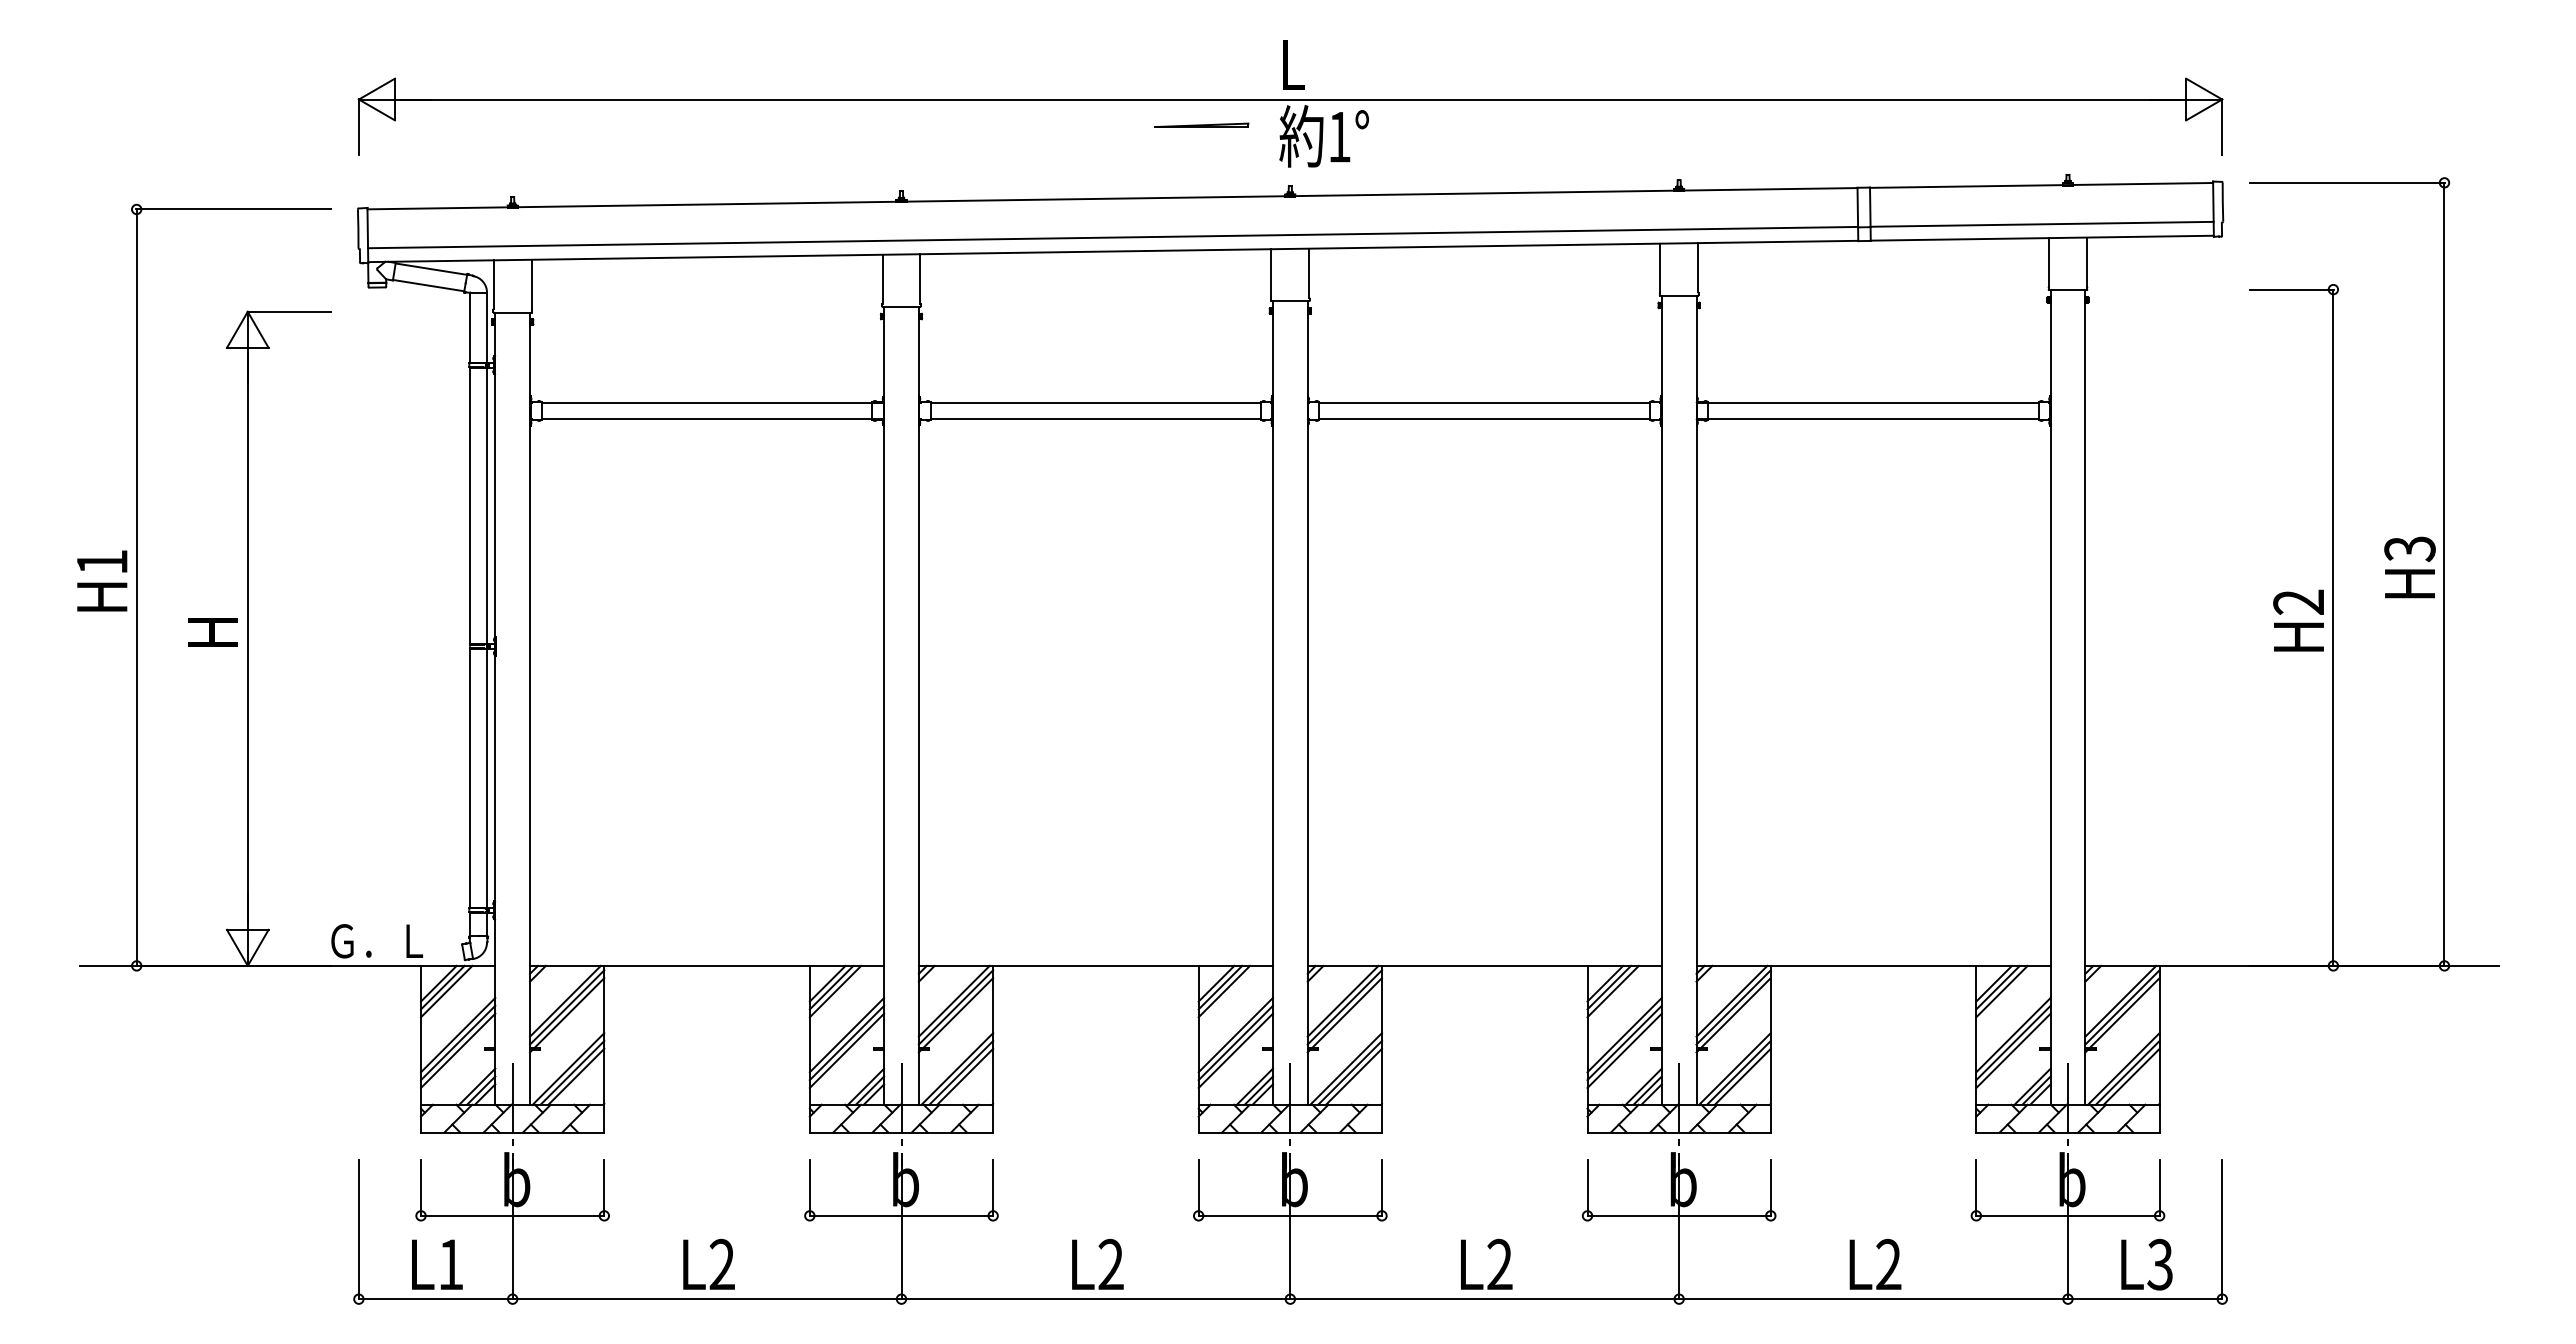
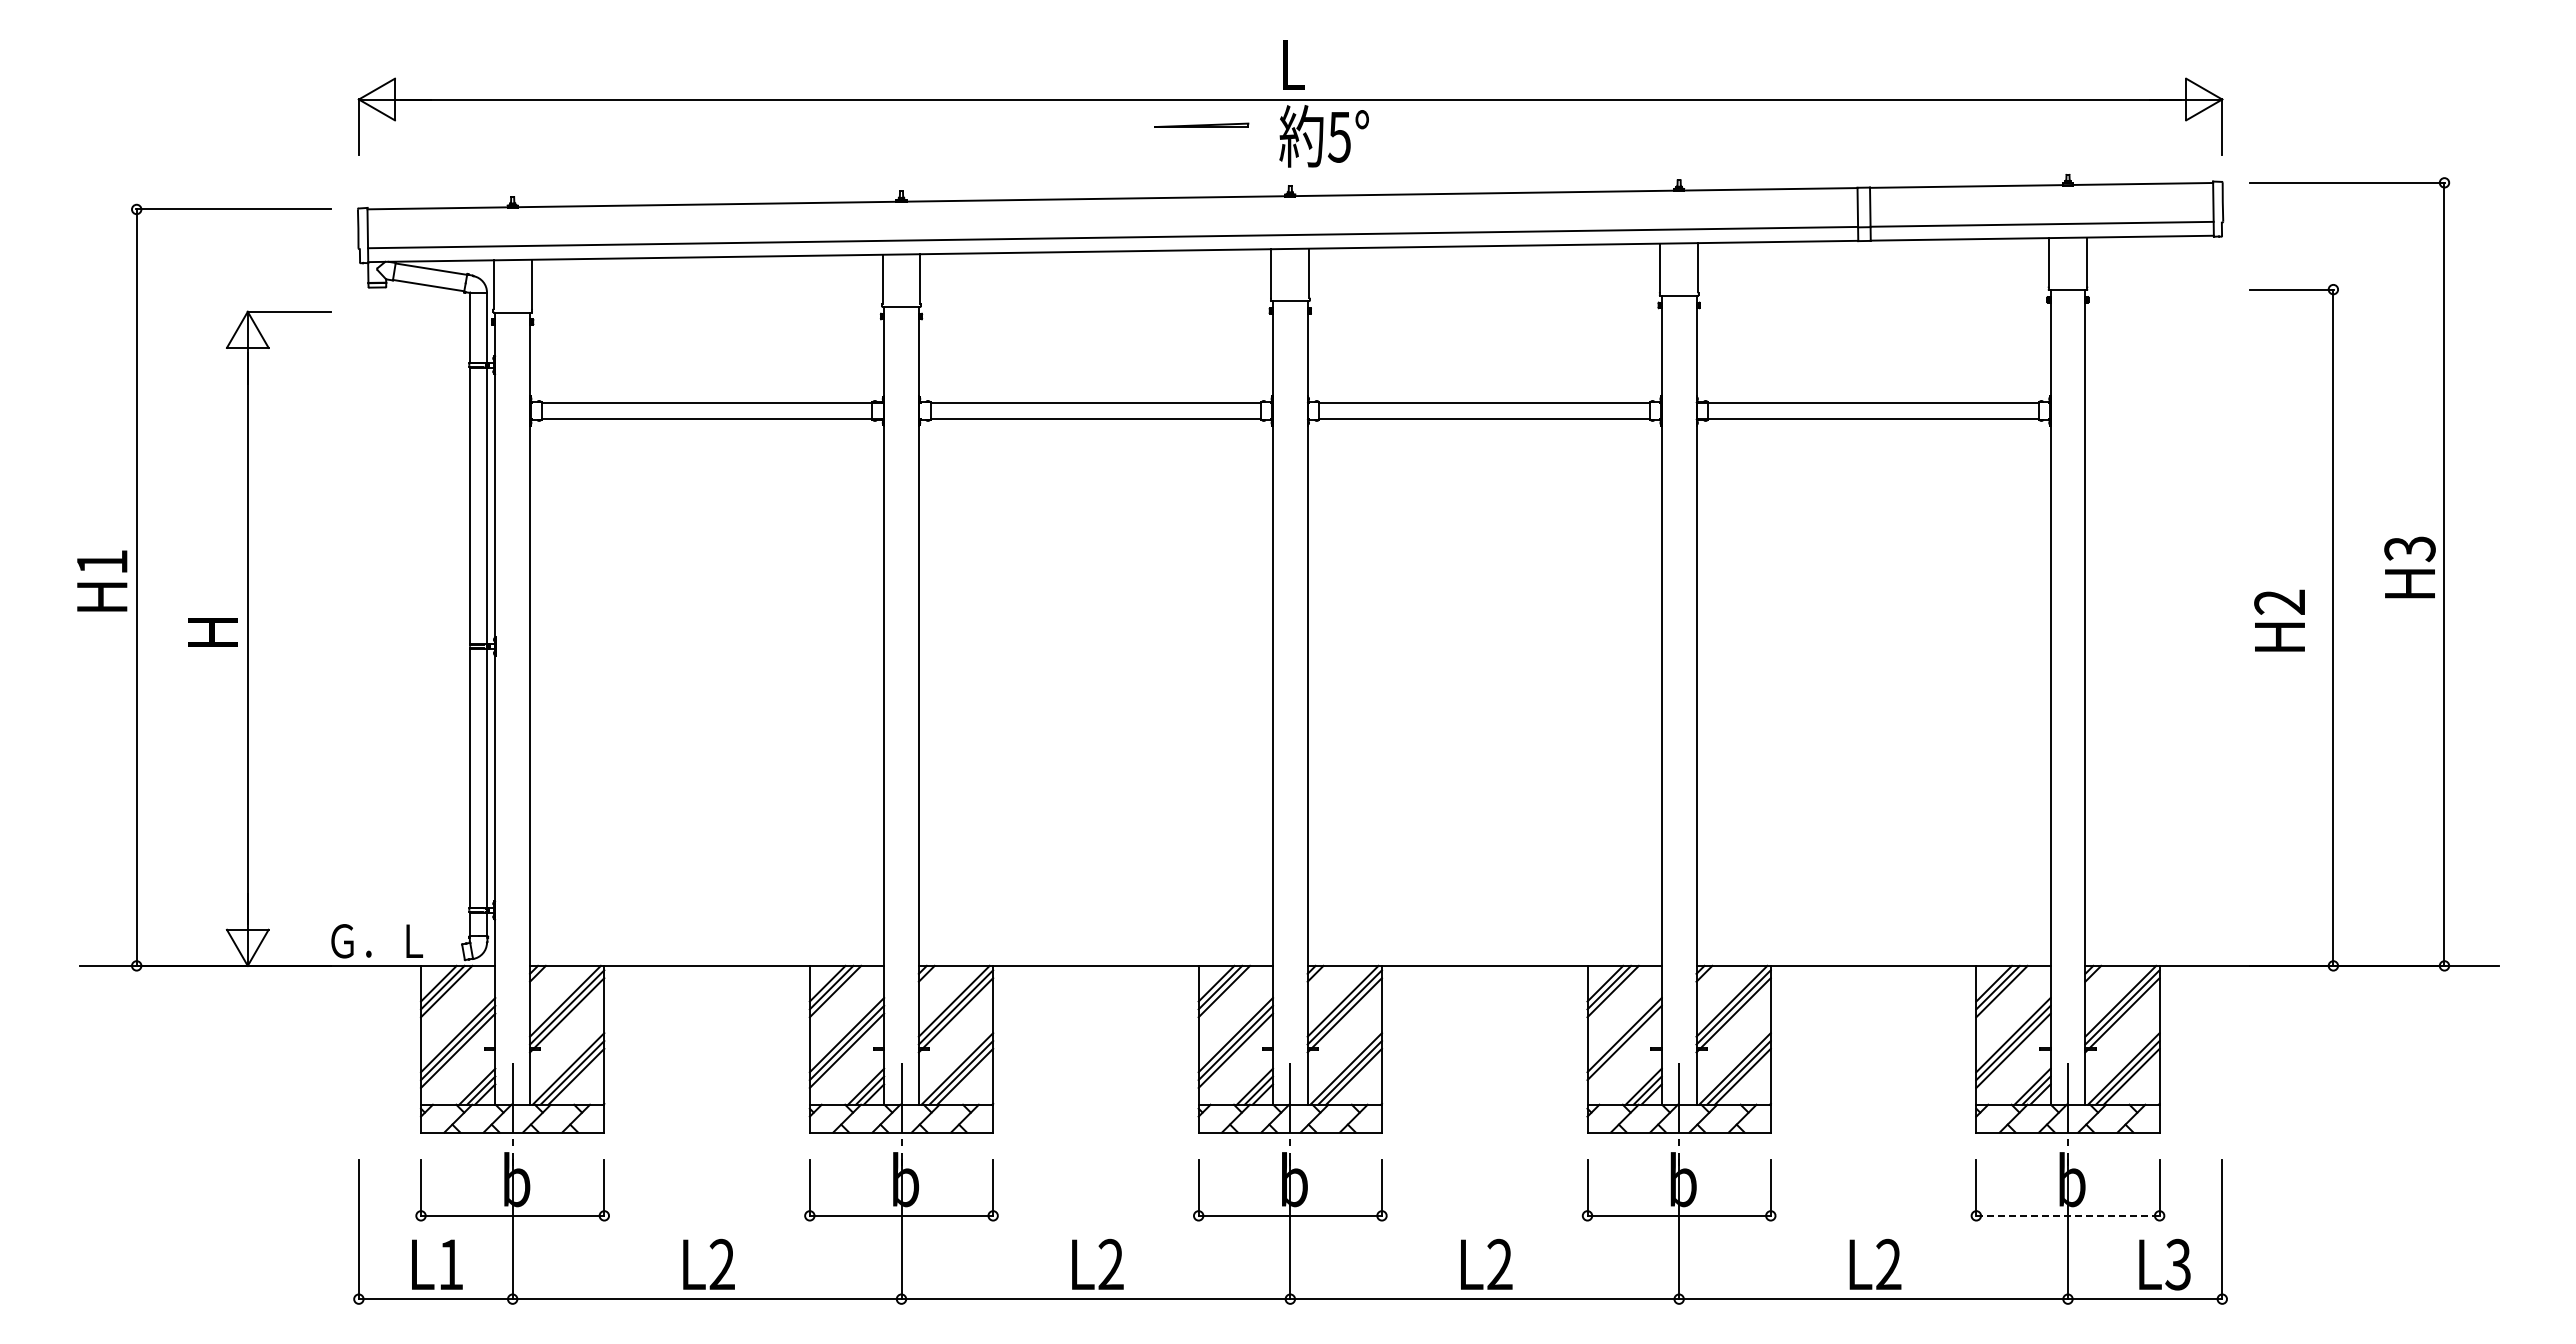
text: 1° -> 5° (1338, 137)
text position: (2298, 620) -> (2279, 620) (2279, 620)
line: present -> none (1624, 1050)
line: solid -> dashed (2067, 1215)
text position: (2146, 1264) -> (2164, 1264) (2164, 1264)
